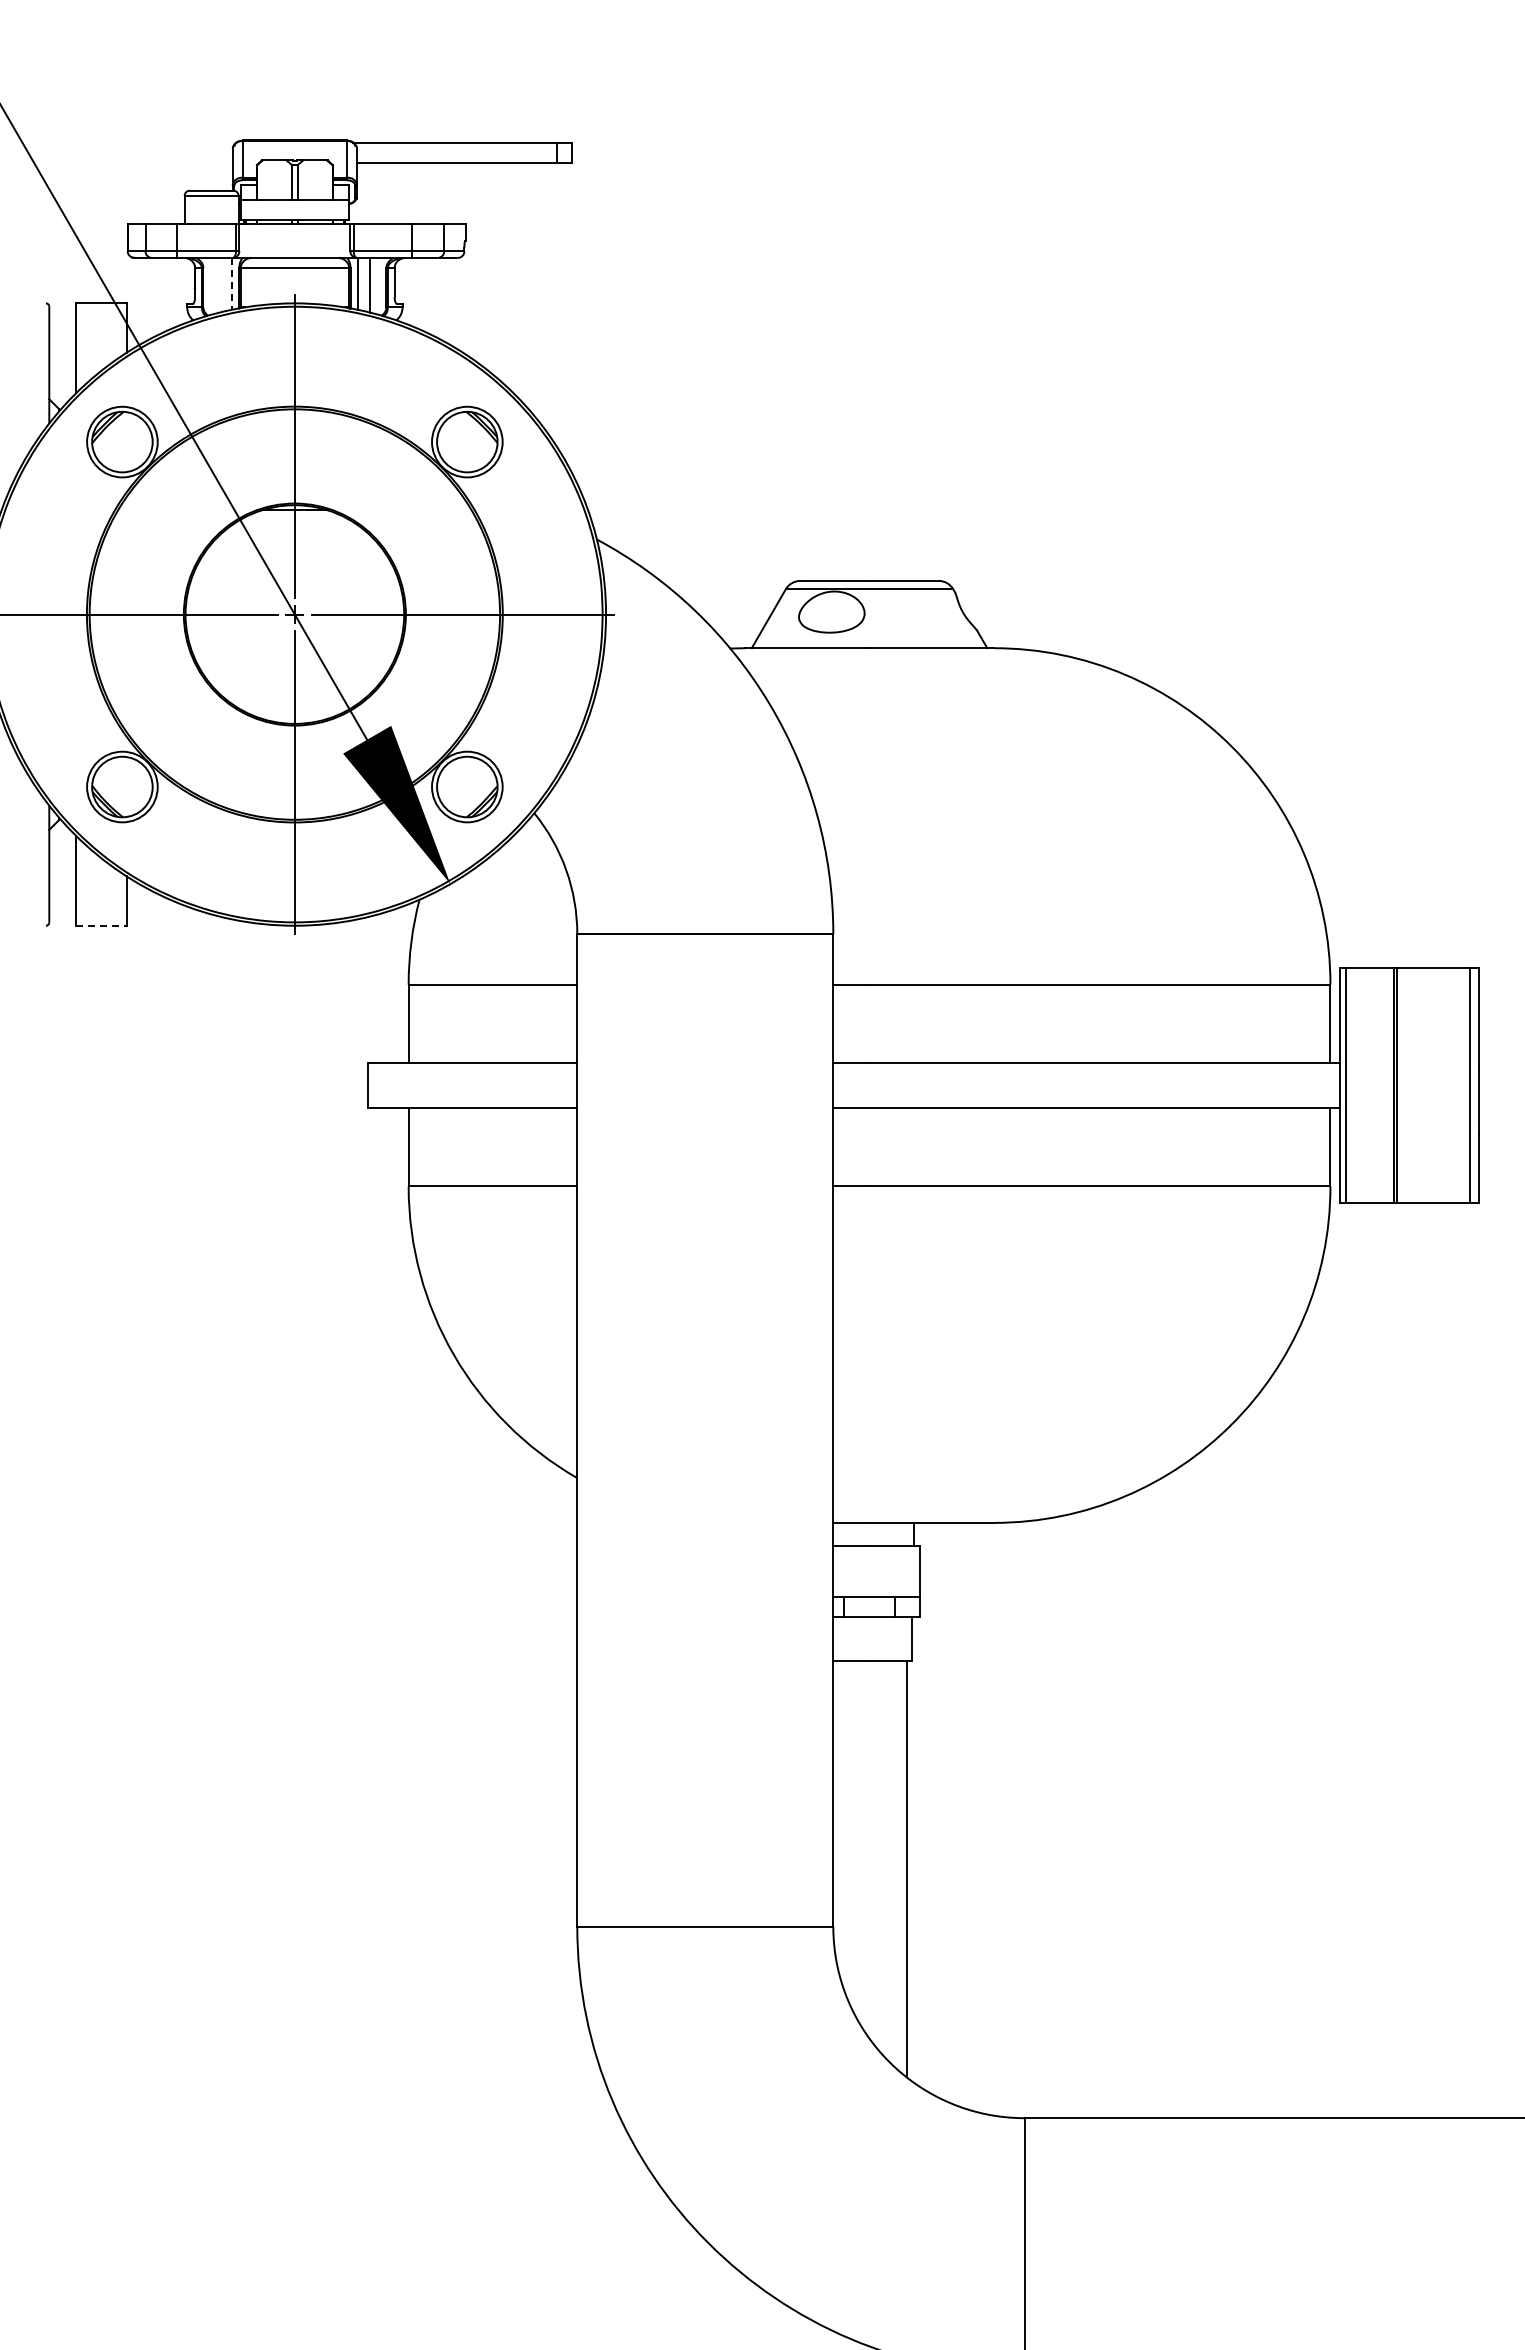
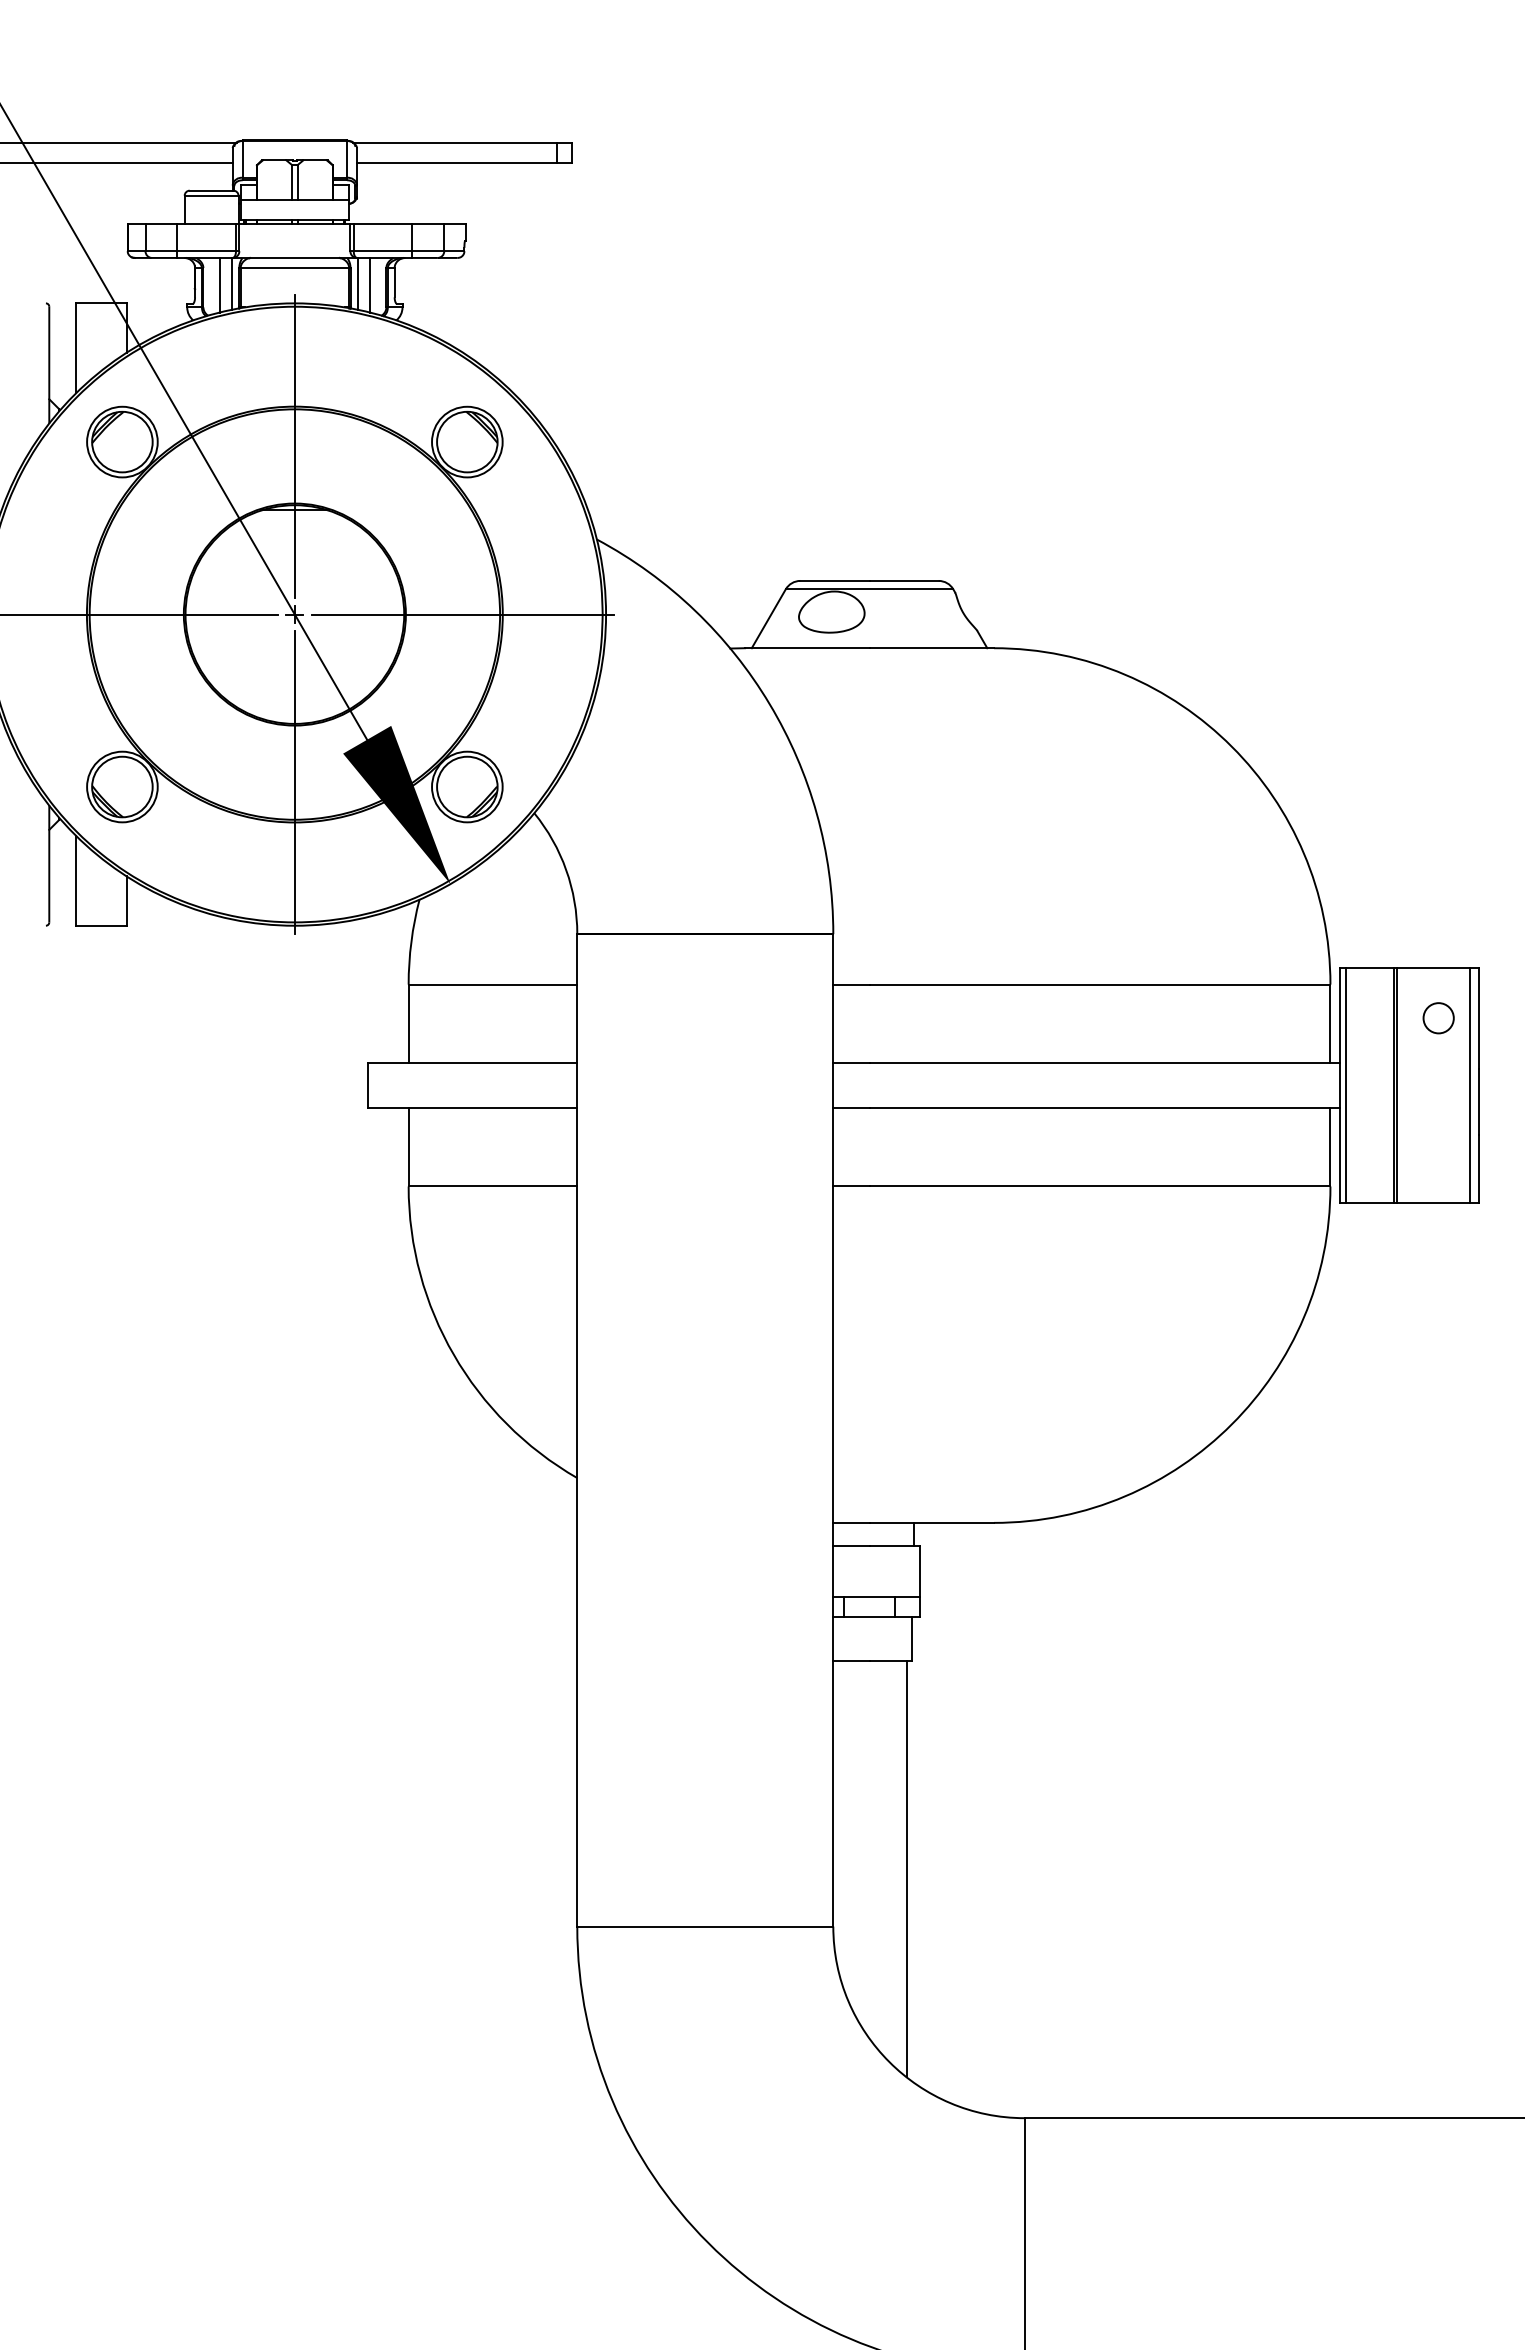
line: none -> present (119, 142)
line: none -> present (117, 162)
line: dashed -> solid (231, 283)
line: none -> present (219, 284)
line: dashed -> solid (101, 925)
circle: none -> present (1438, 1018)
